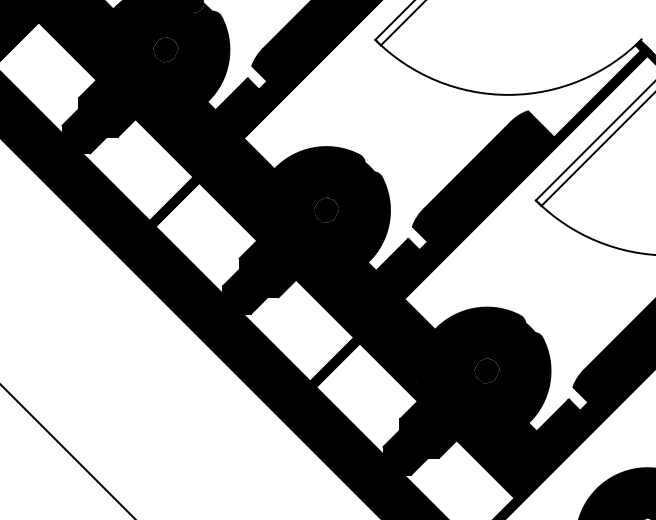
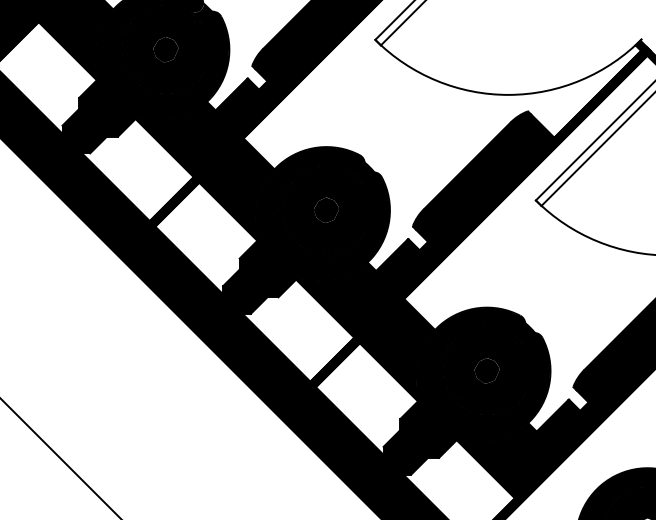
line position: (67, 451) -> (60, 458) (60, 458)
